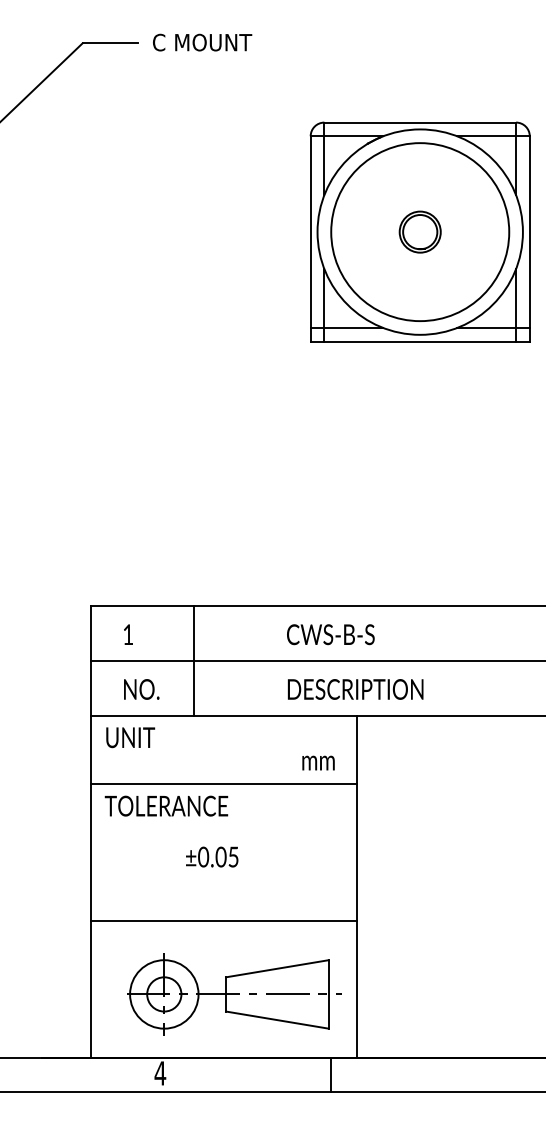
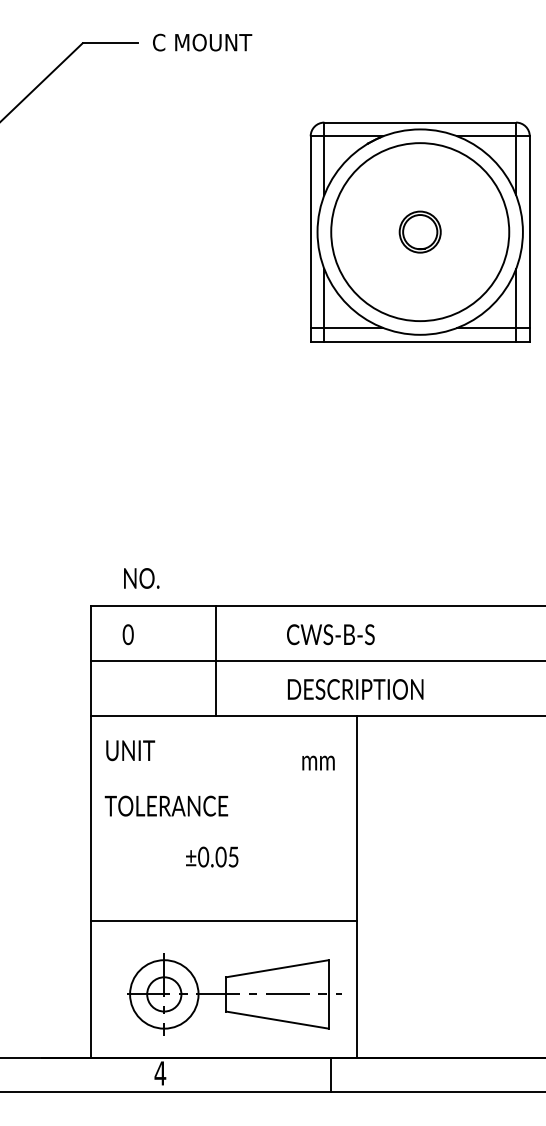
text: 1 -> 0 (127, 634)
line position: (193, 660) -> (215, 660) (215, 660)
text position: (141, 689) -> (141, 578) (141, 578)
text position: (130, 737) -> (130, 750) (130, 750)
line: present -> none (223, 784)
